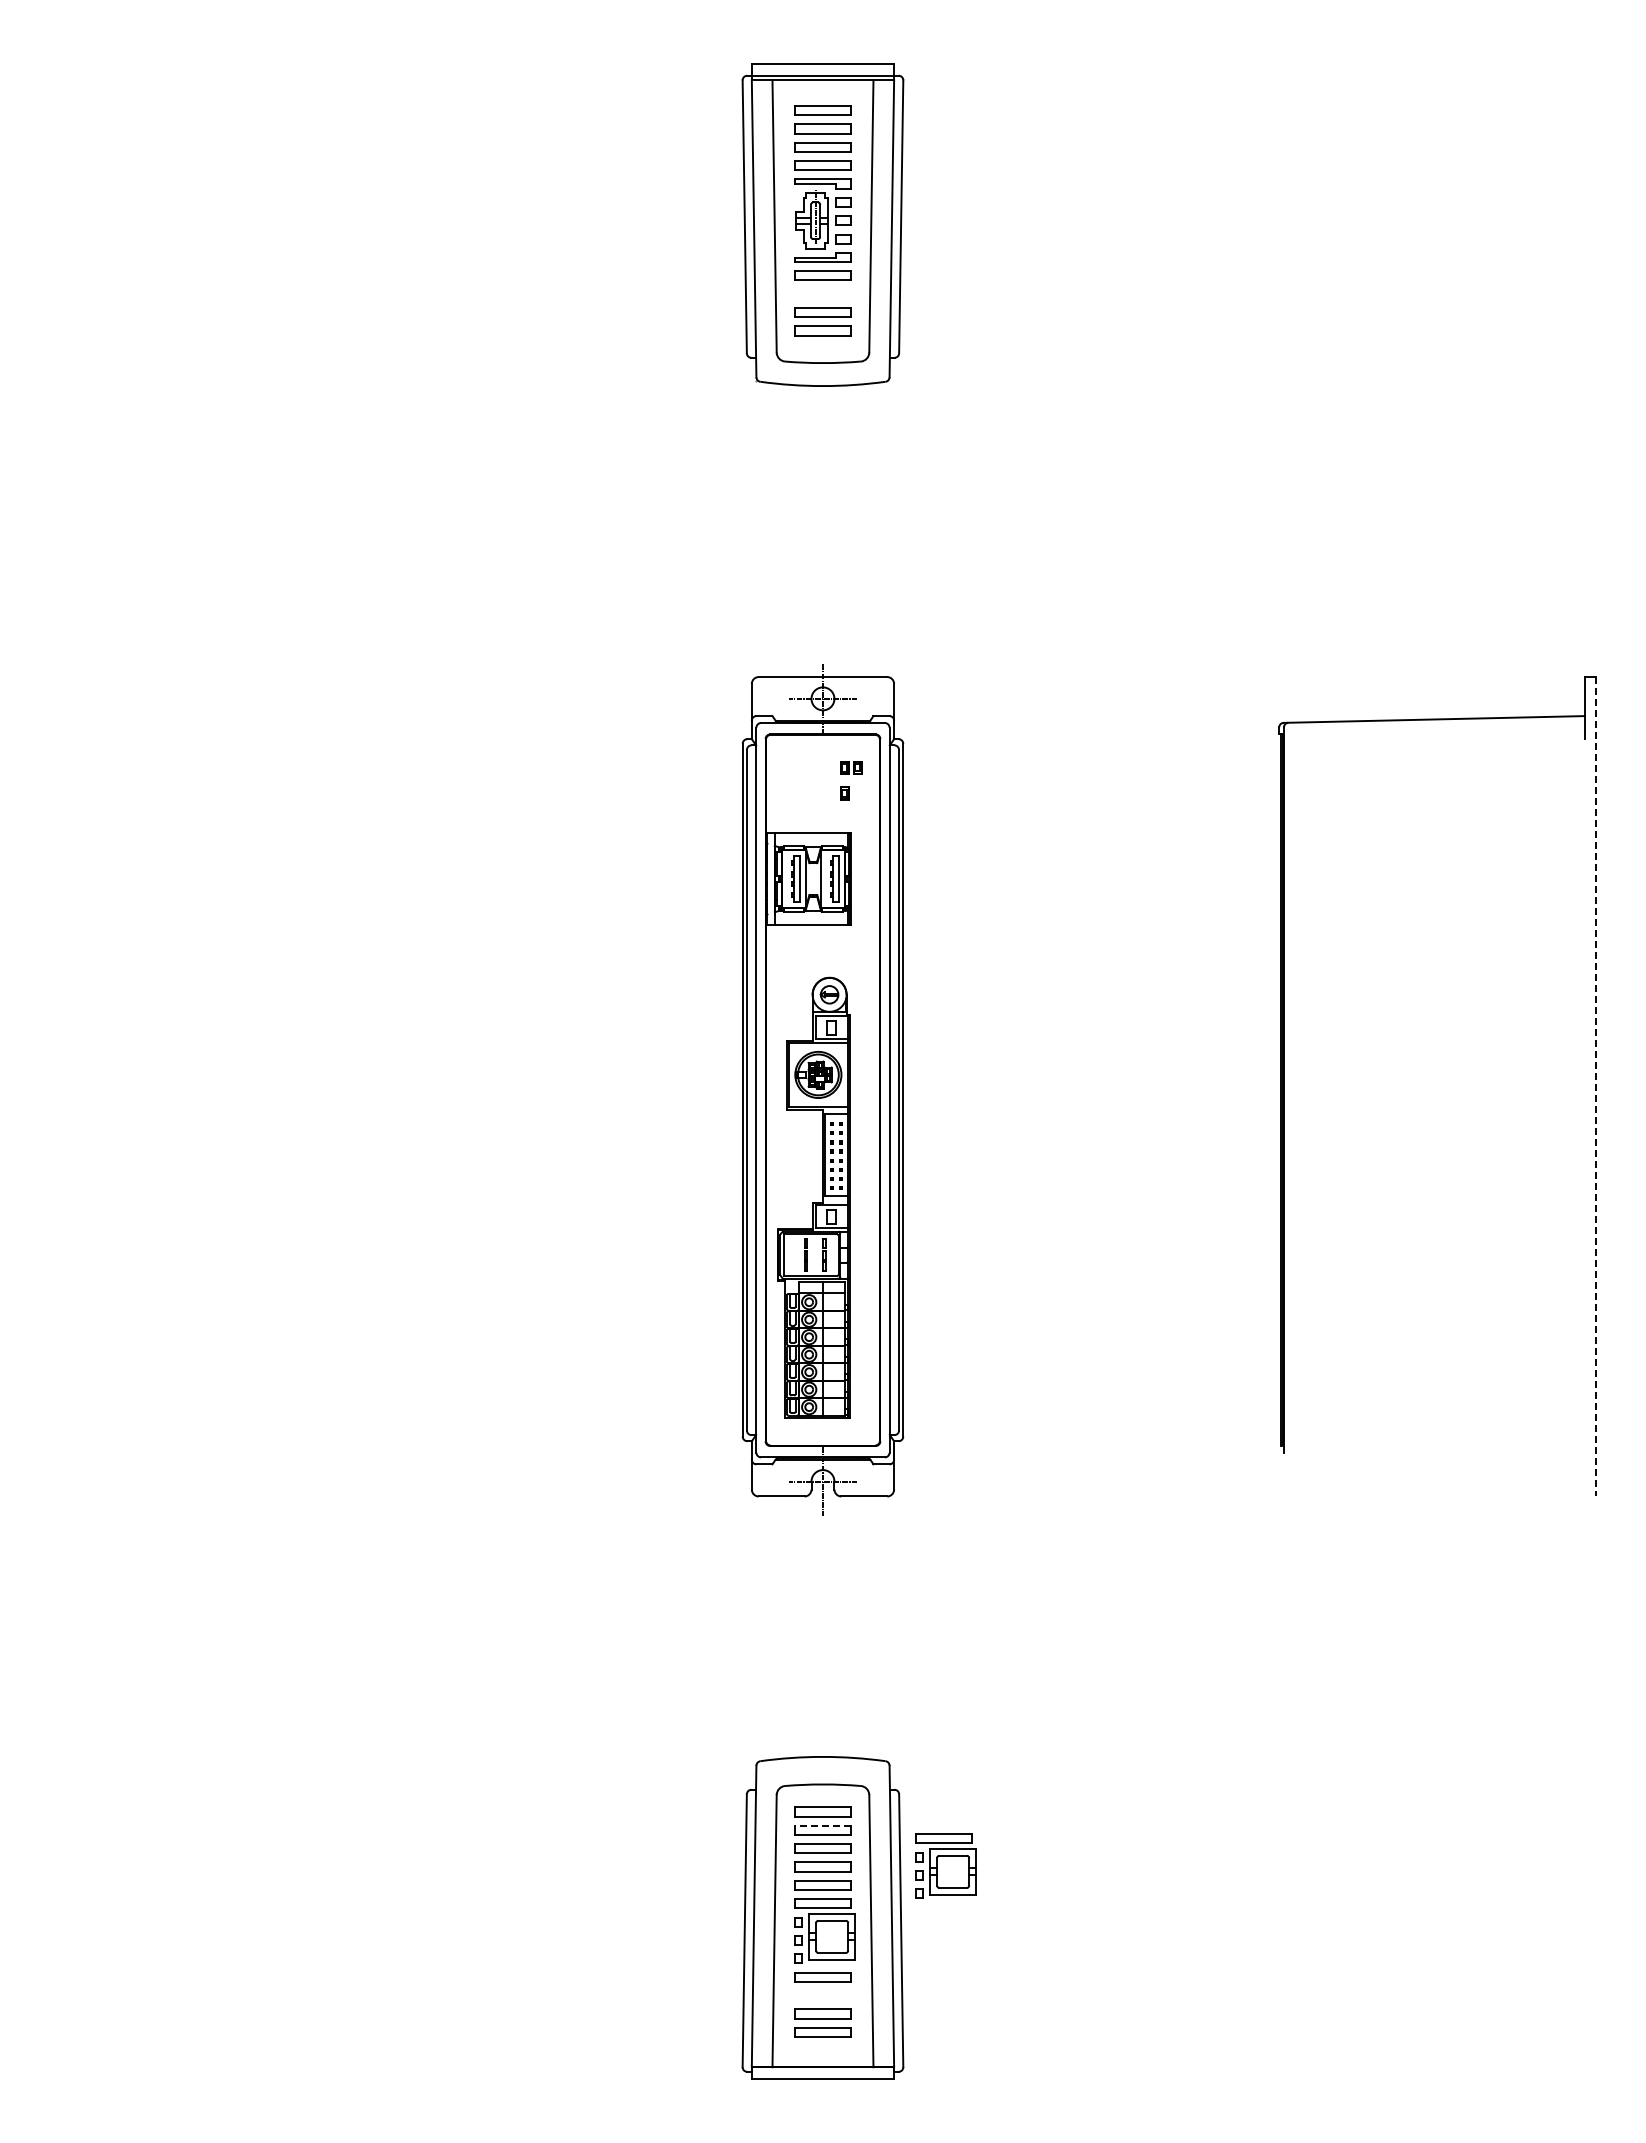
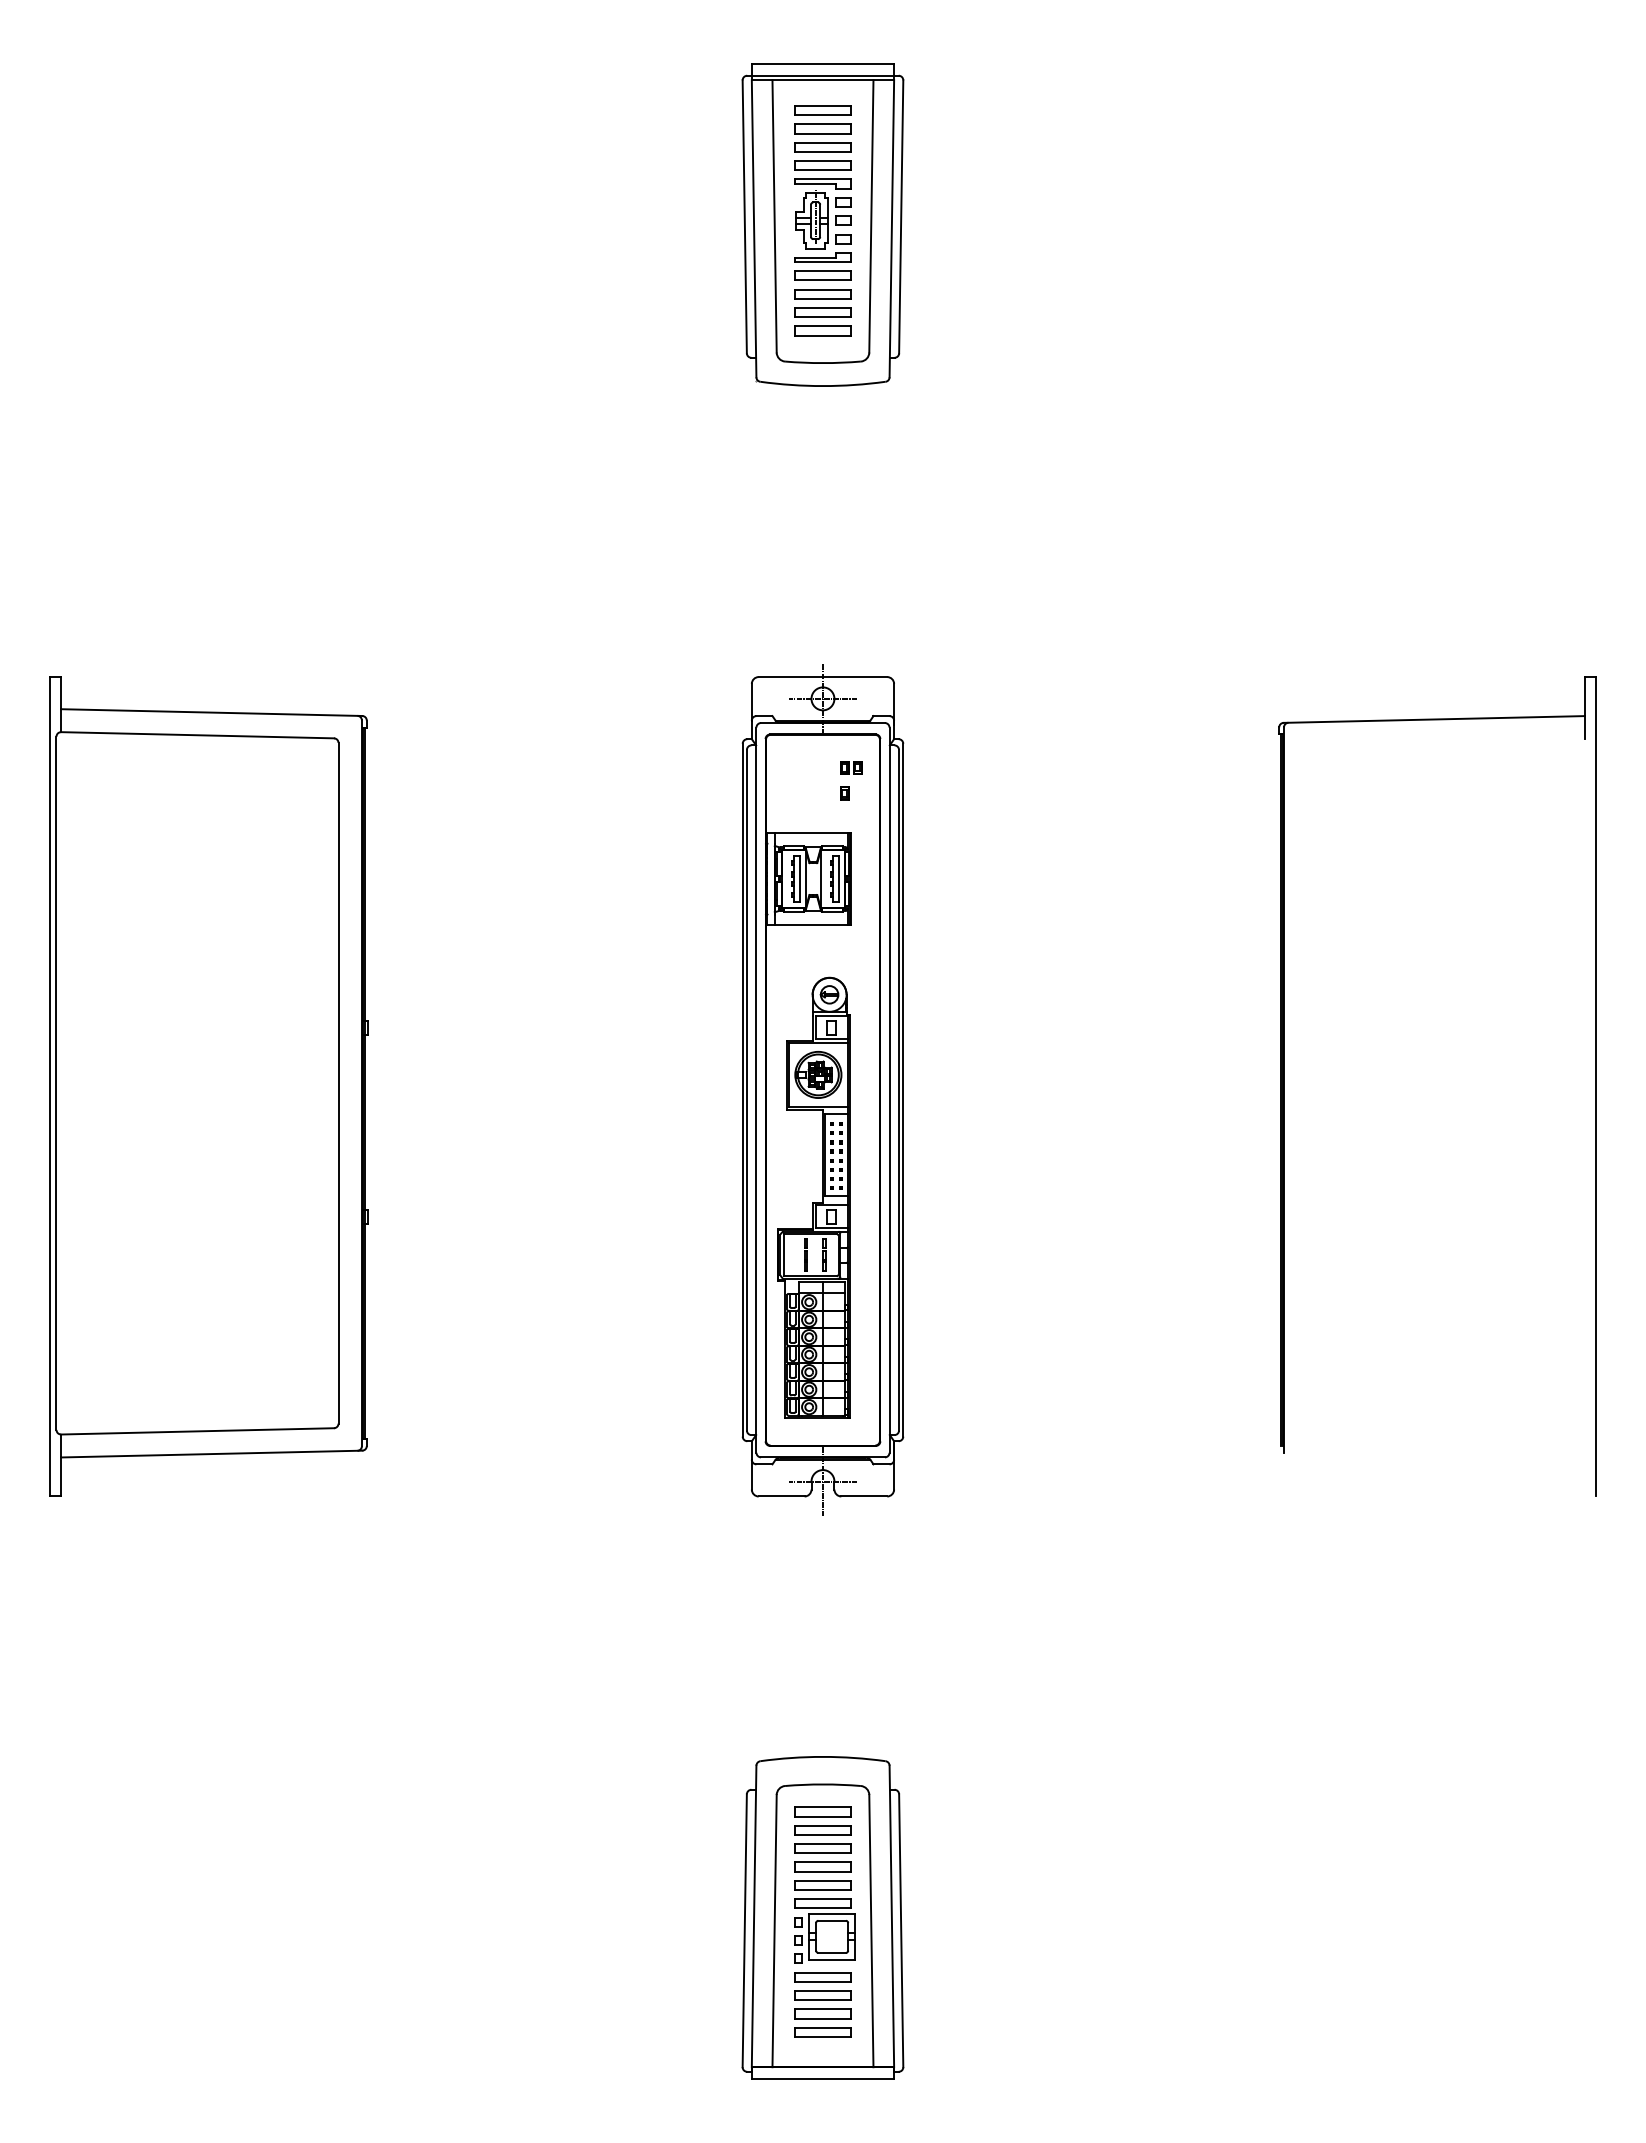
part: none -> present (822, 294)
part: none -> present (208, 1086)
line: dashed -> solid (1596, 1086)
line: dashed -> solid (822, 1825)
part: present -> none (945, 1865)
part: none -> present (822, 1995)
